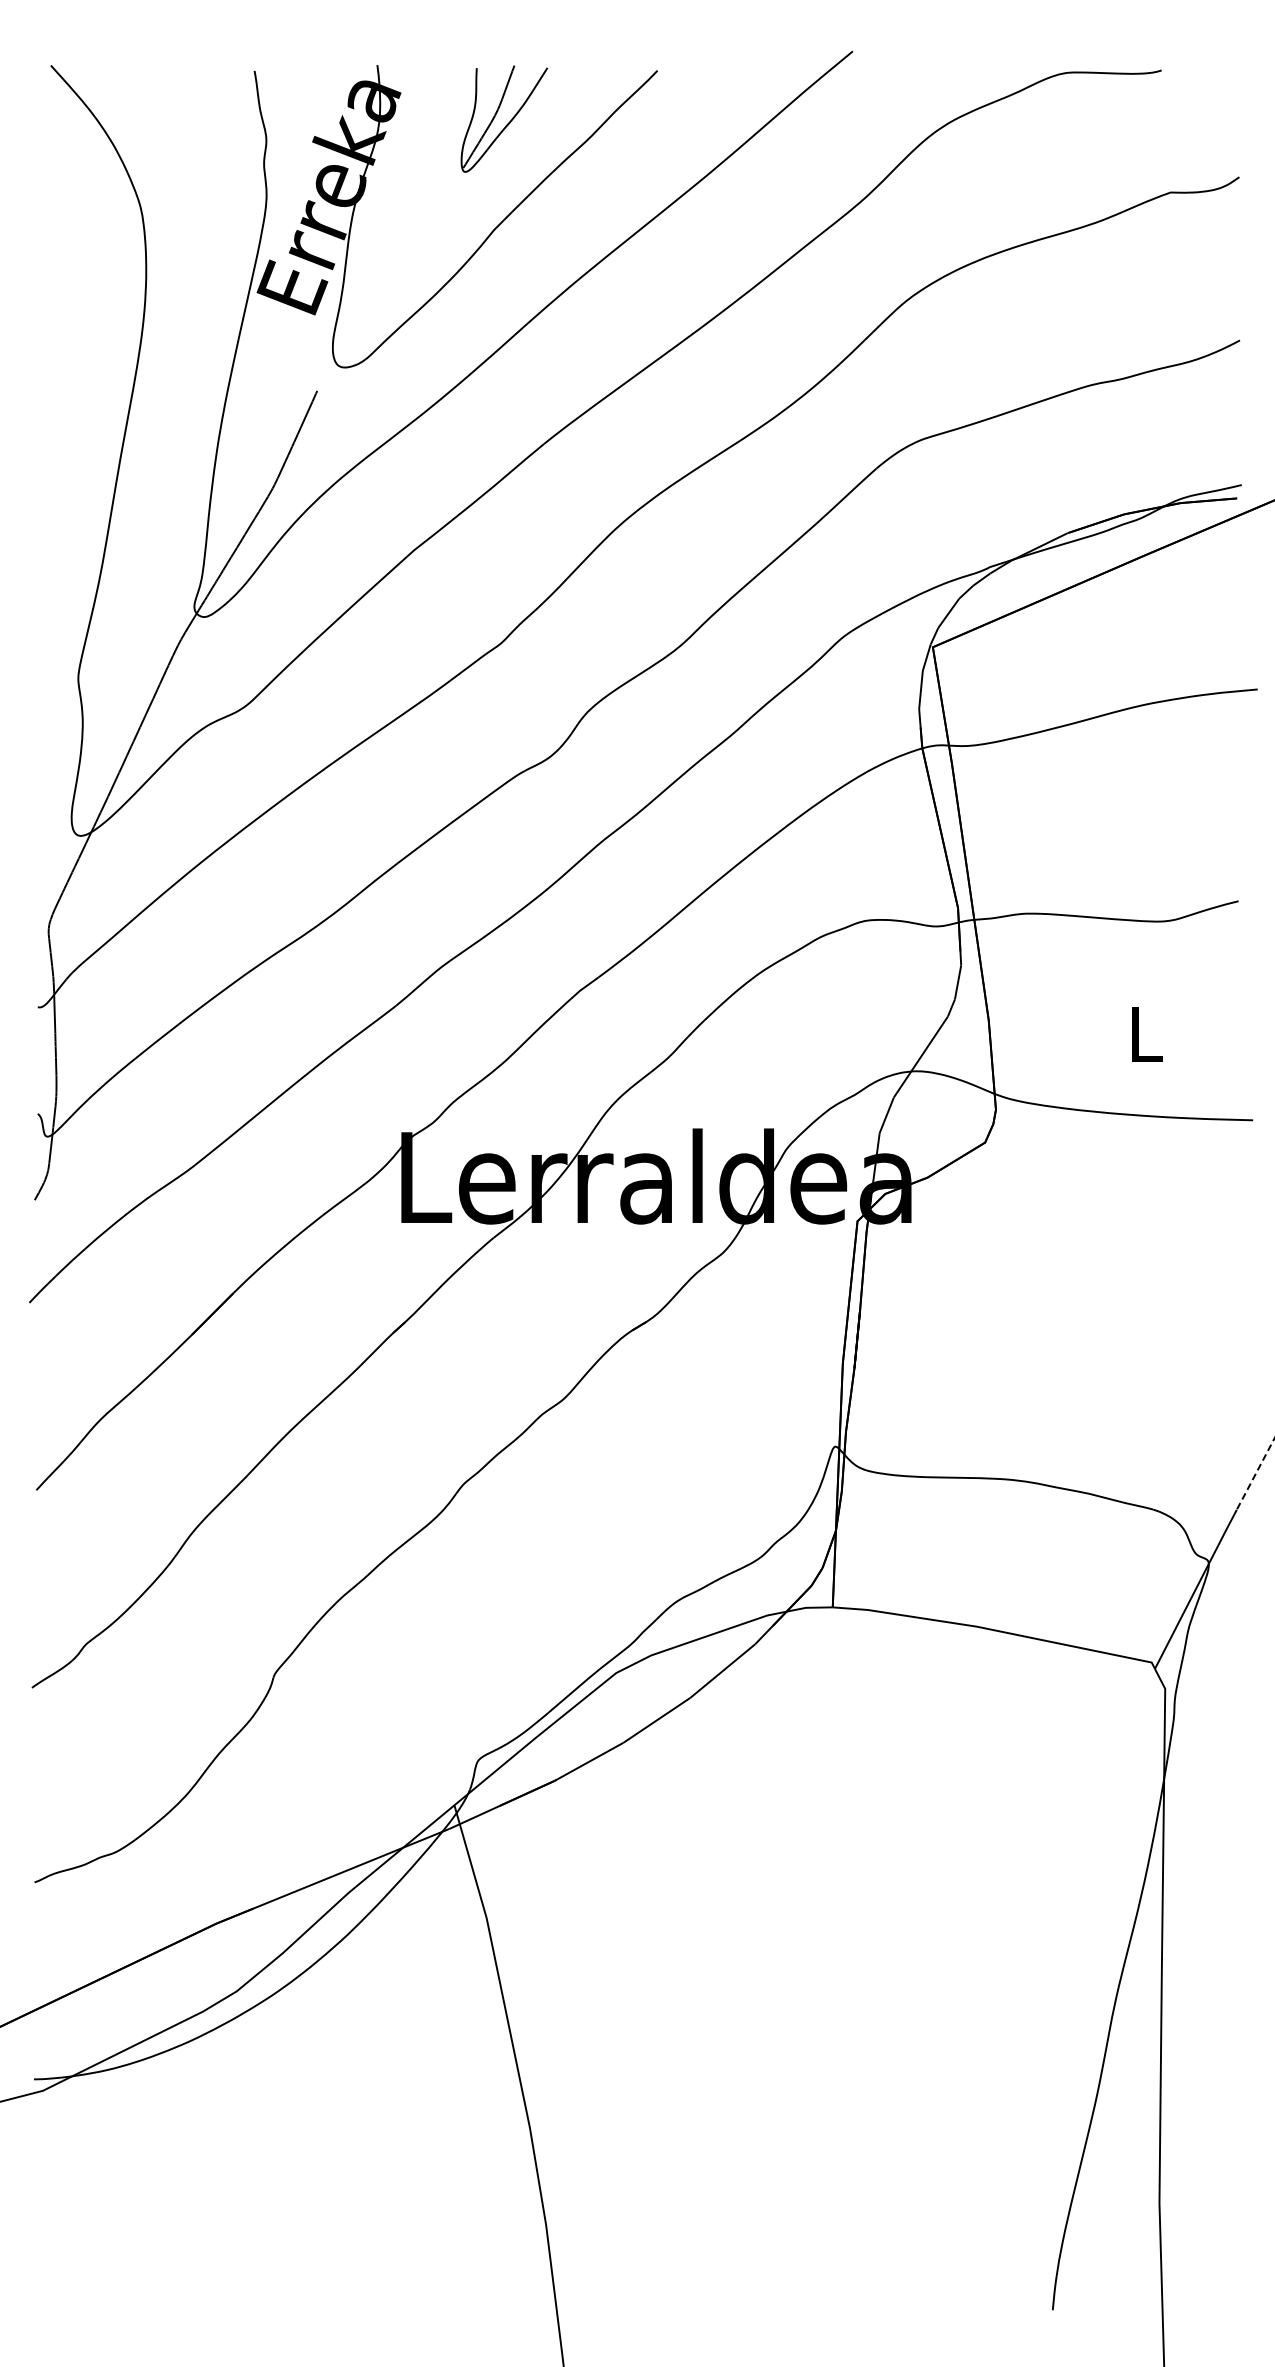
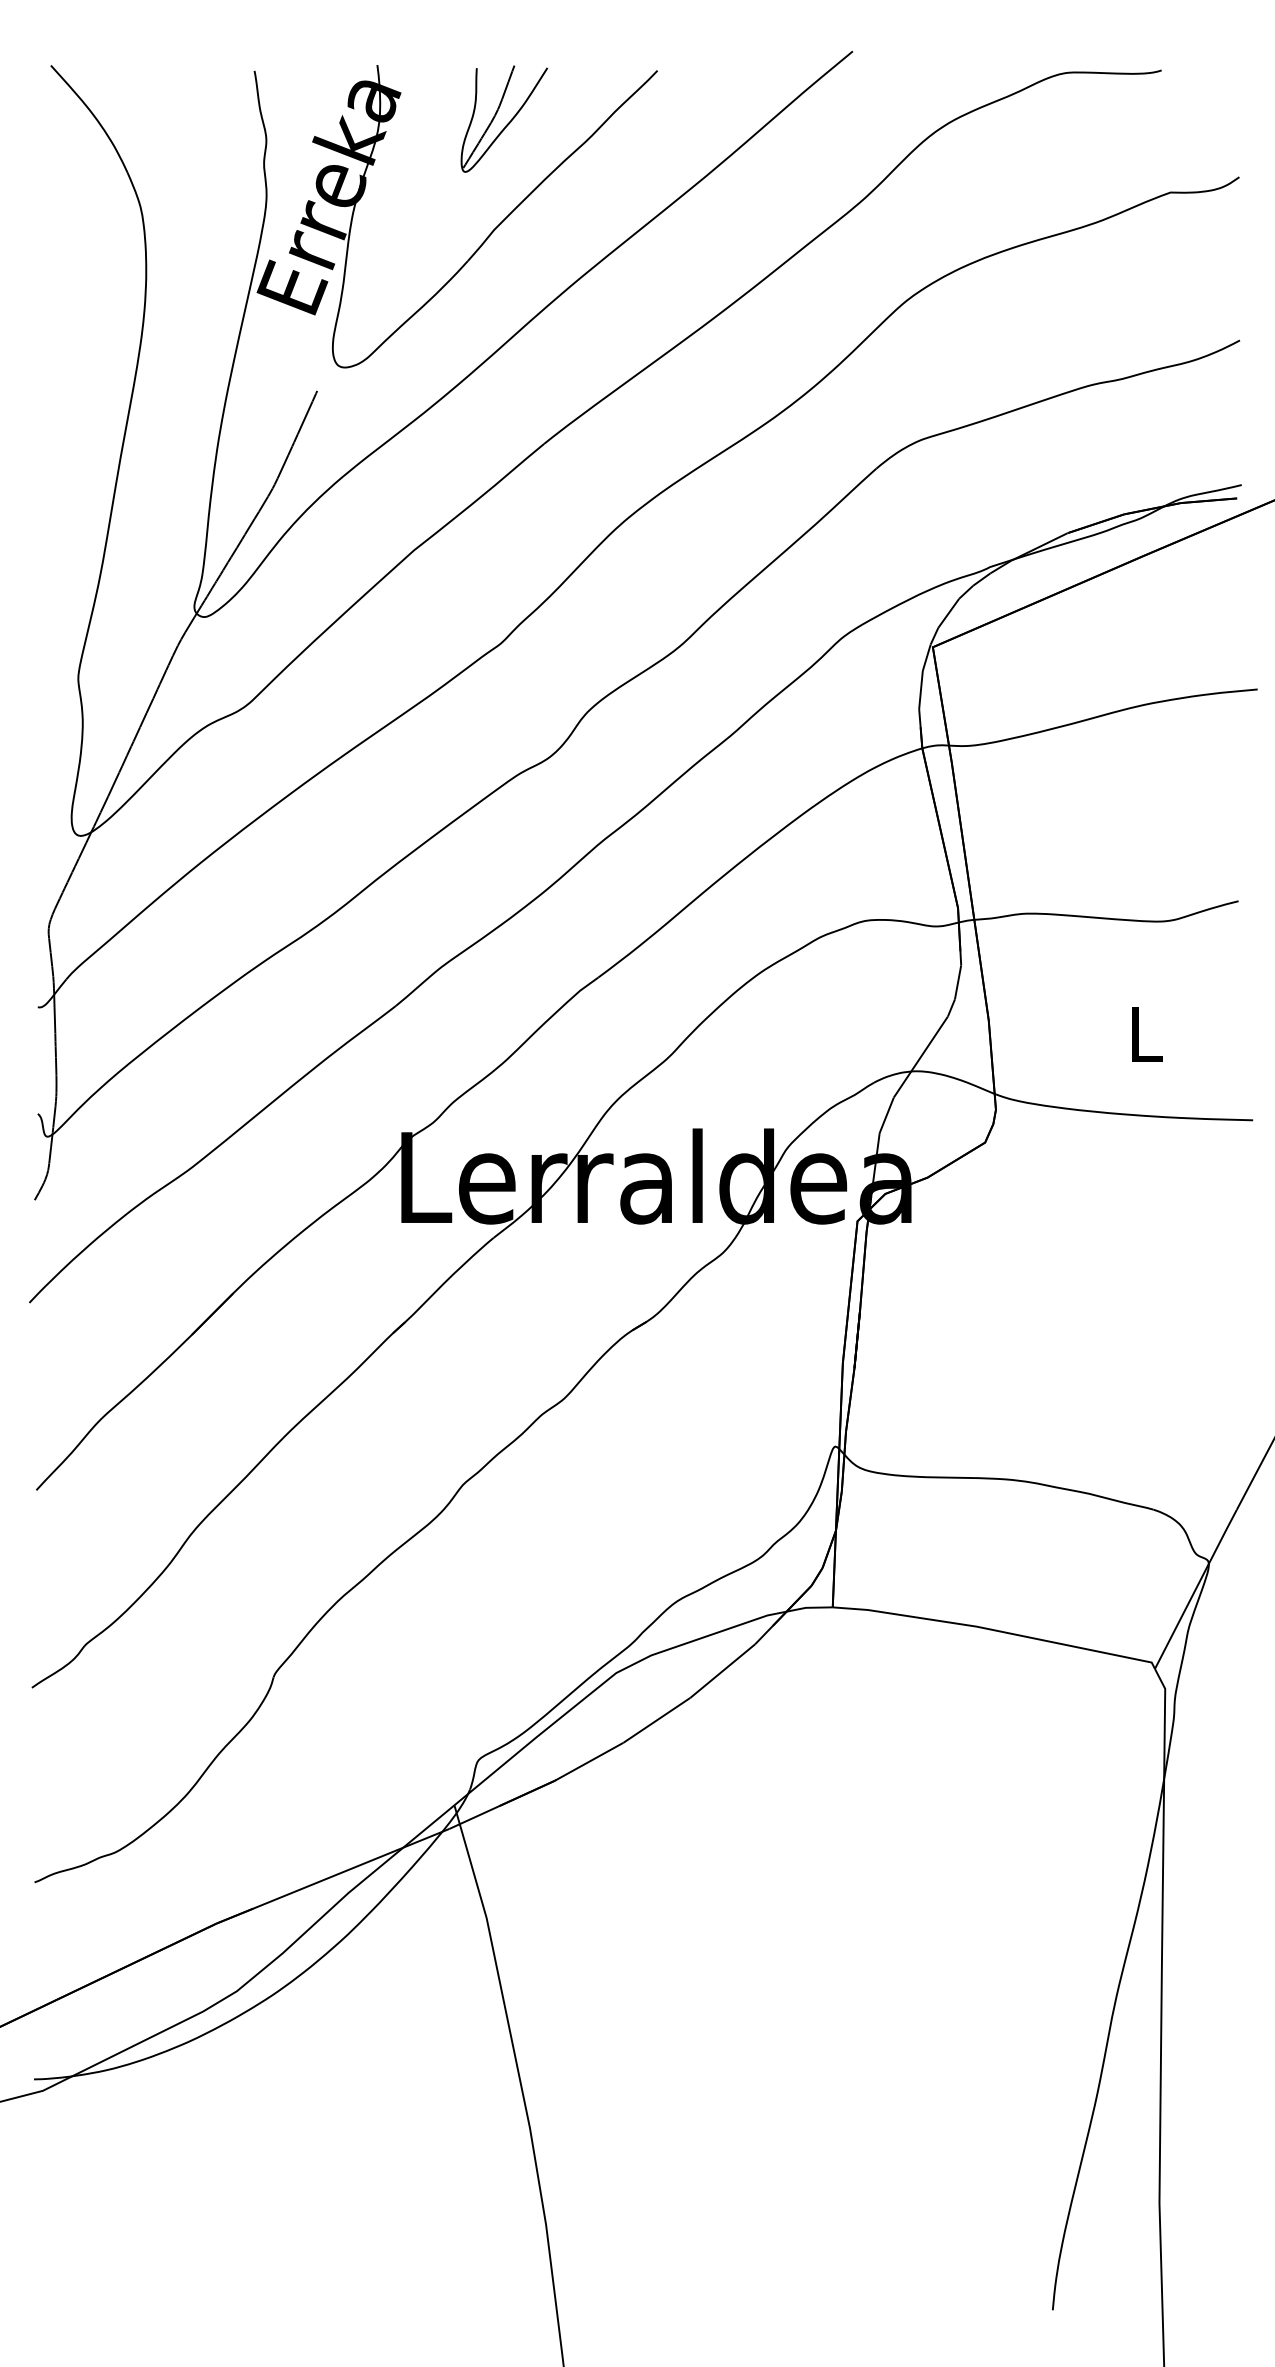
line: dashed -> solid (1255, 1473)
